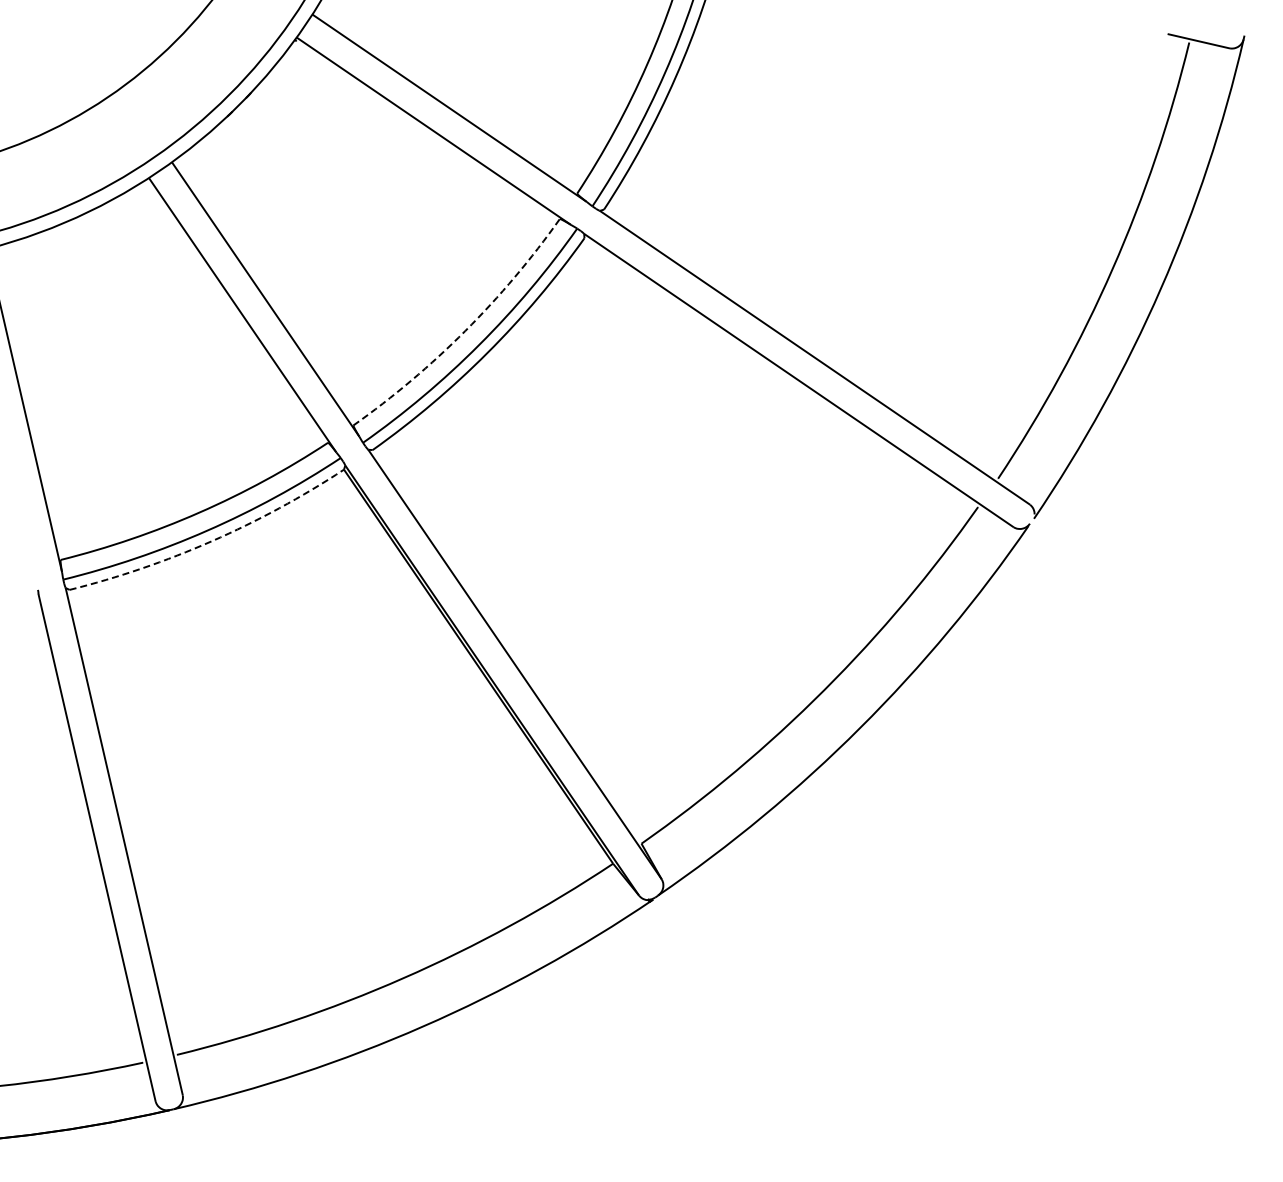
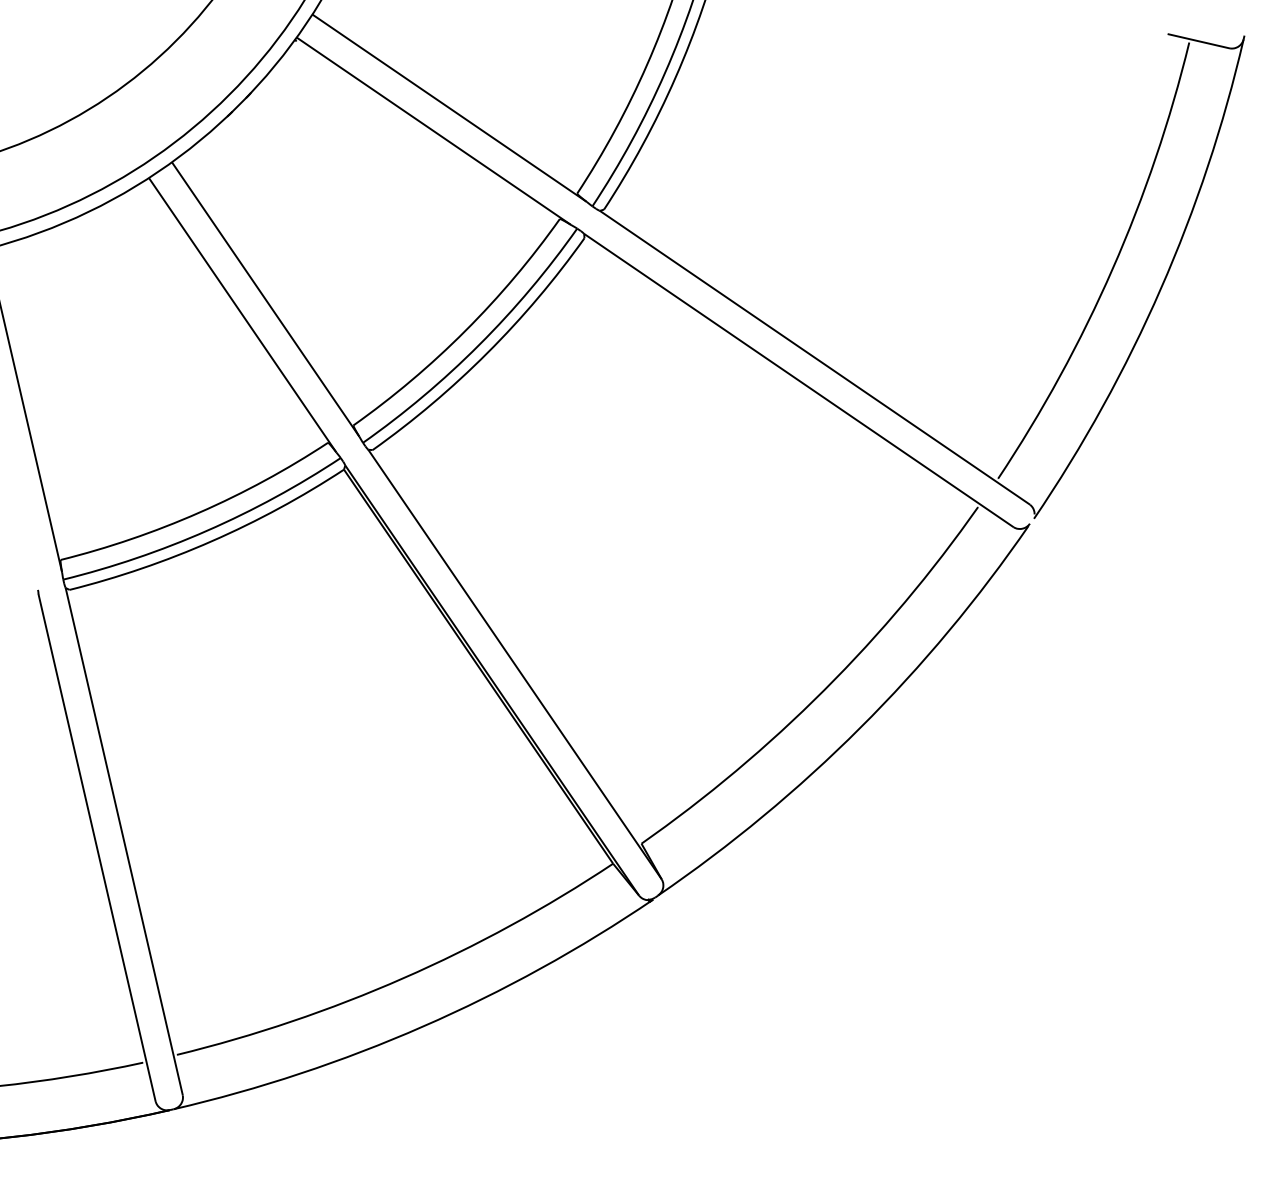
arc: dashed -> solid (465, 330)
arc: dashed -> solid (211, 541)
